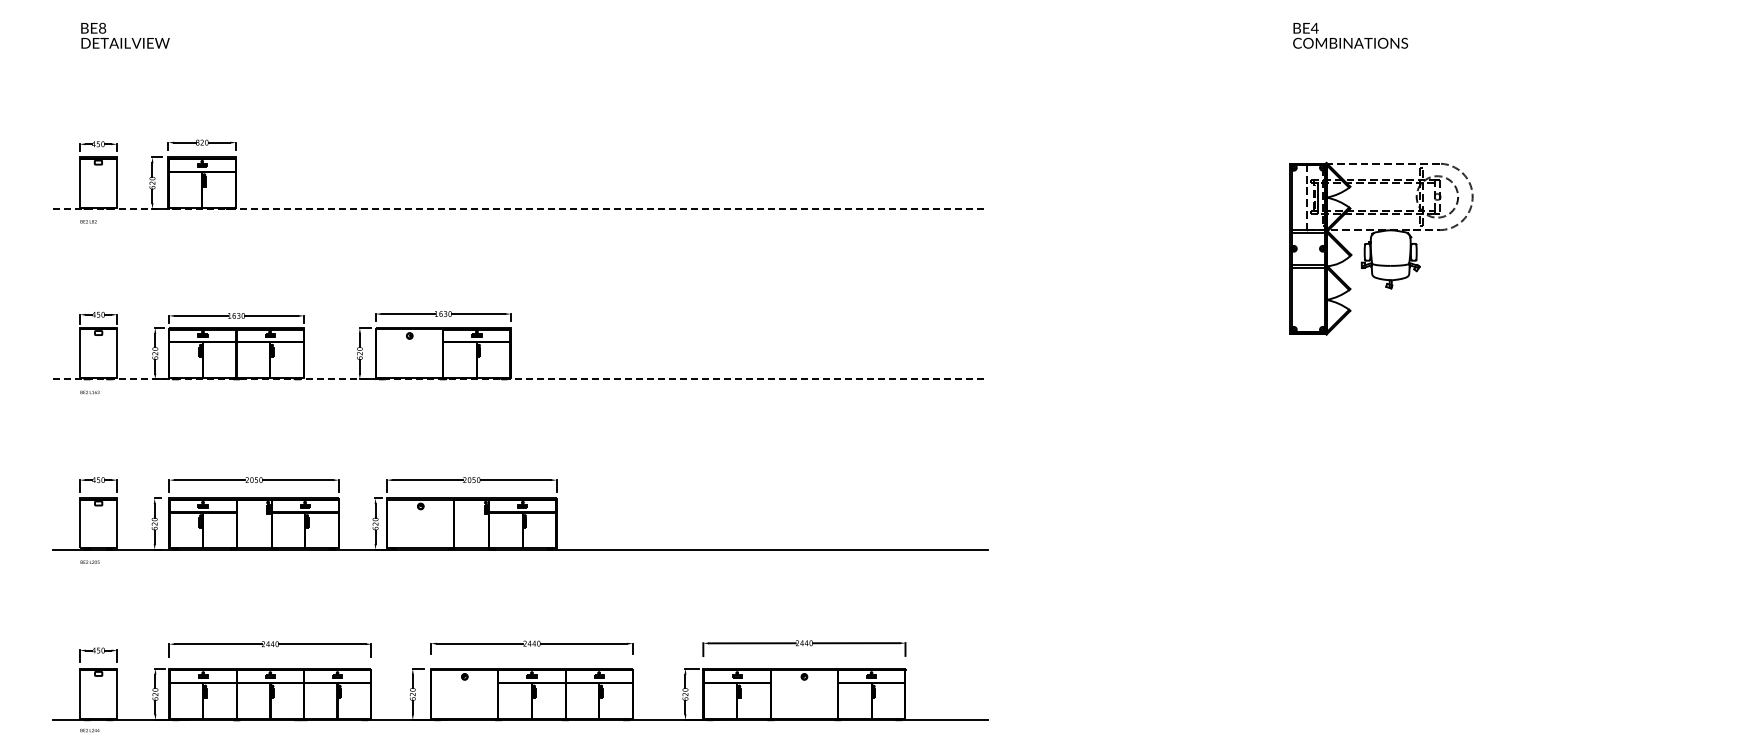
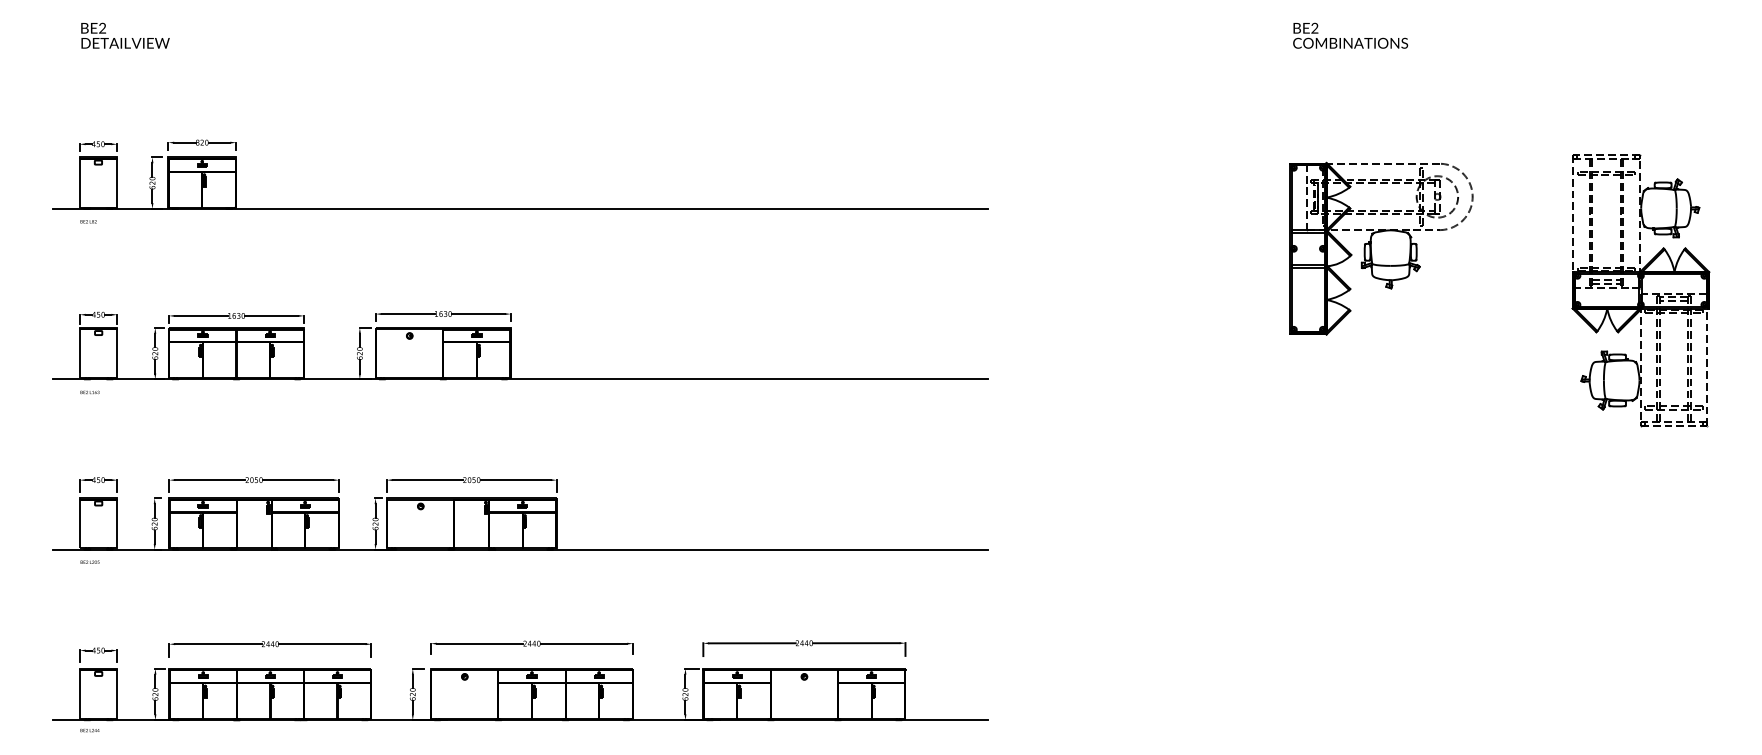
text: BE4 -> BE2 (1314, 27)
text: BE8 -> BE2 (102, 28)
line: dashed -> solid (520, 208)
part: none -> present (1640, 290)
line: dashed -> solid (520, 379)
